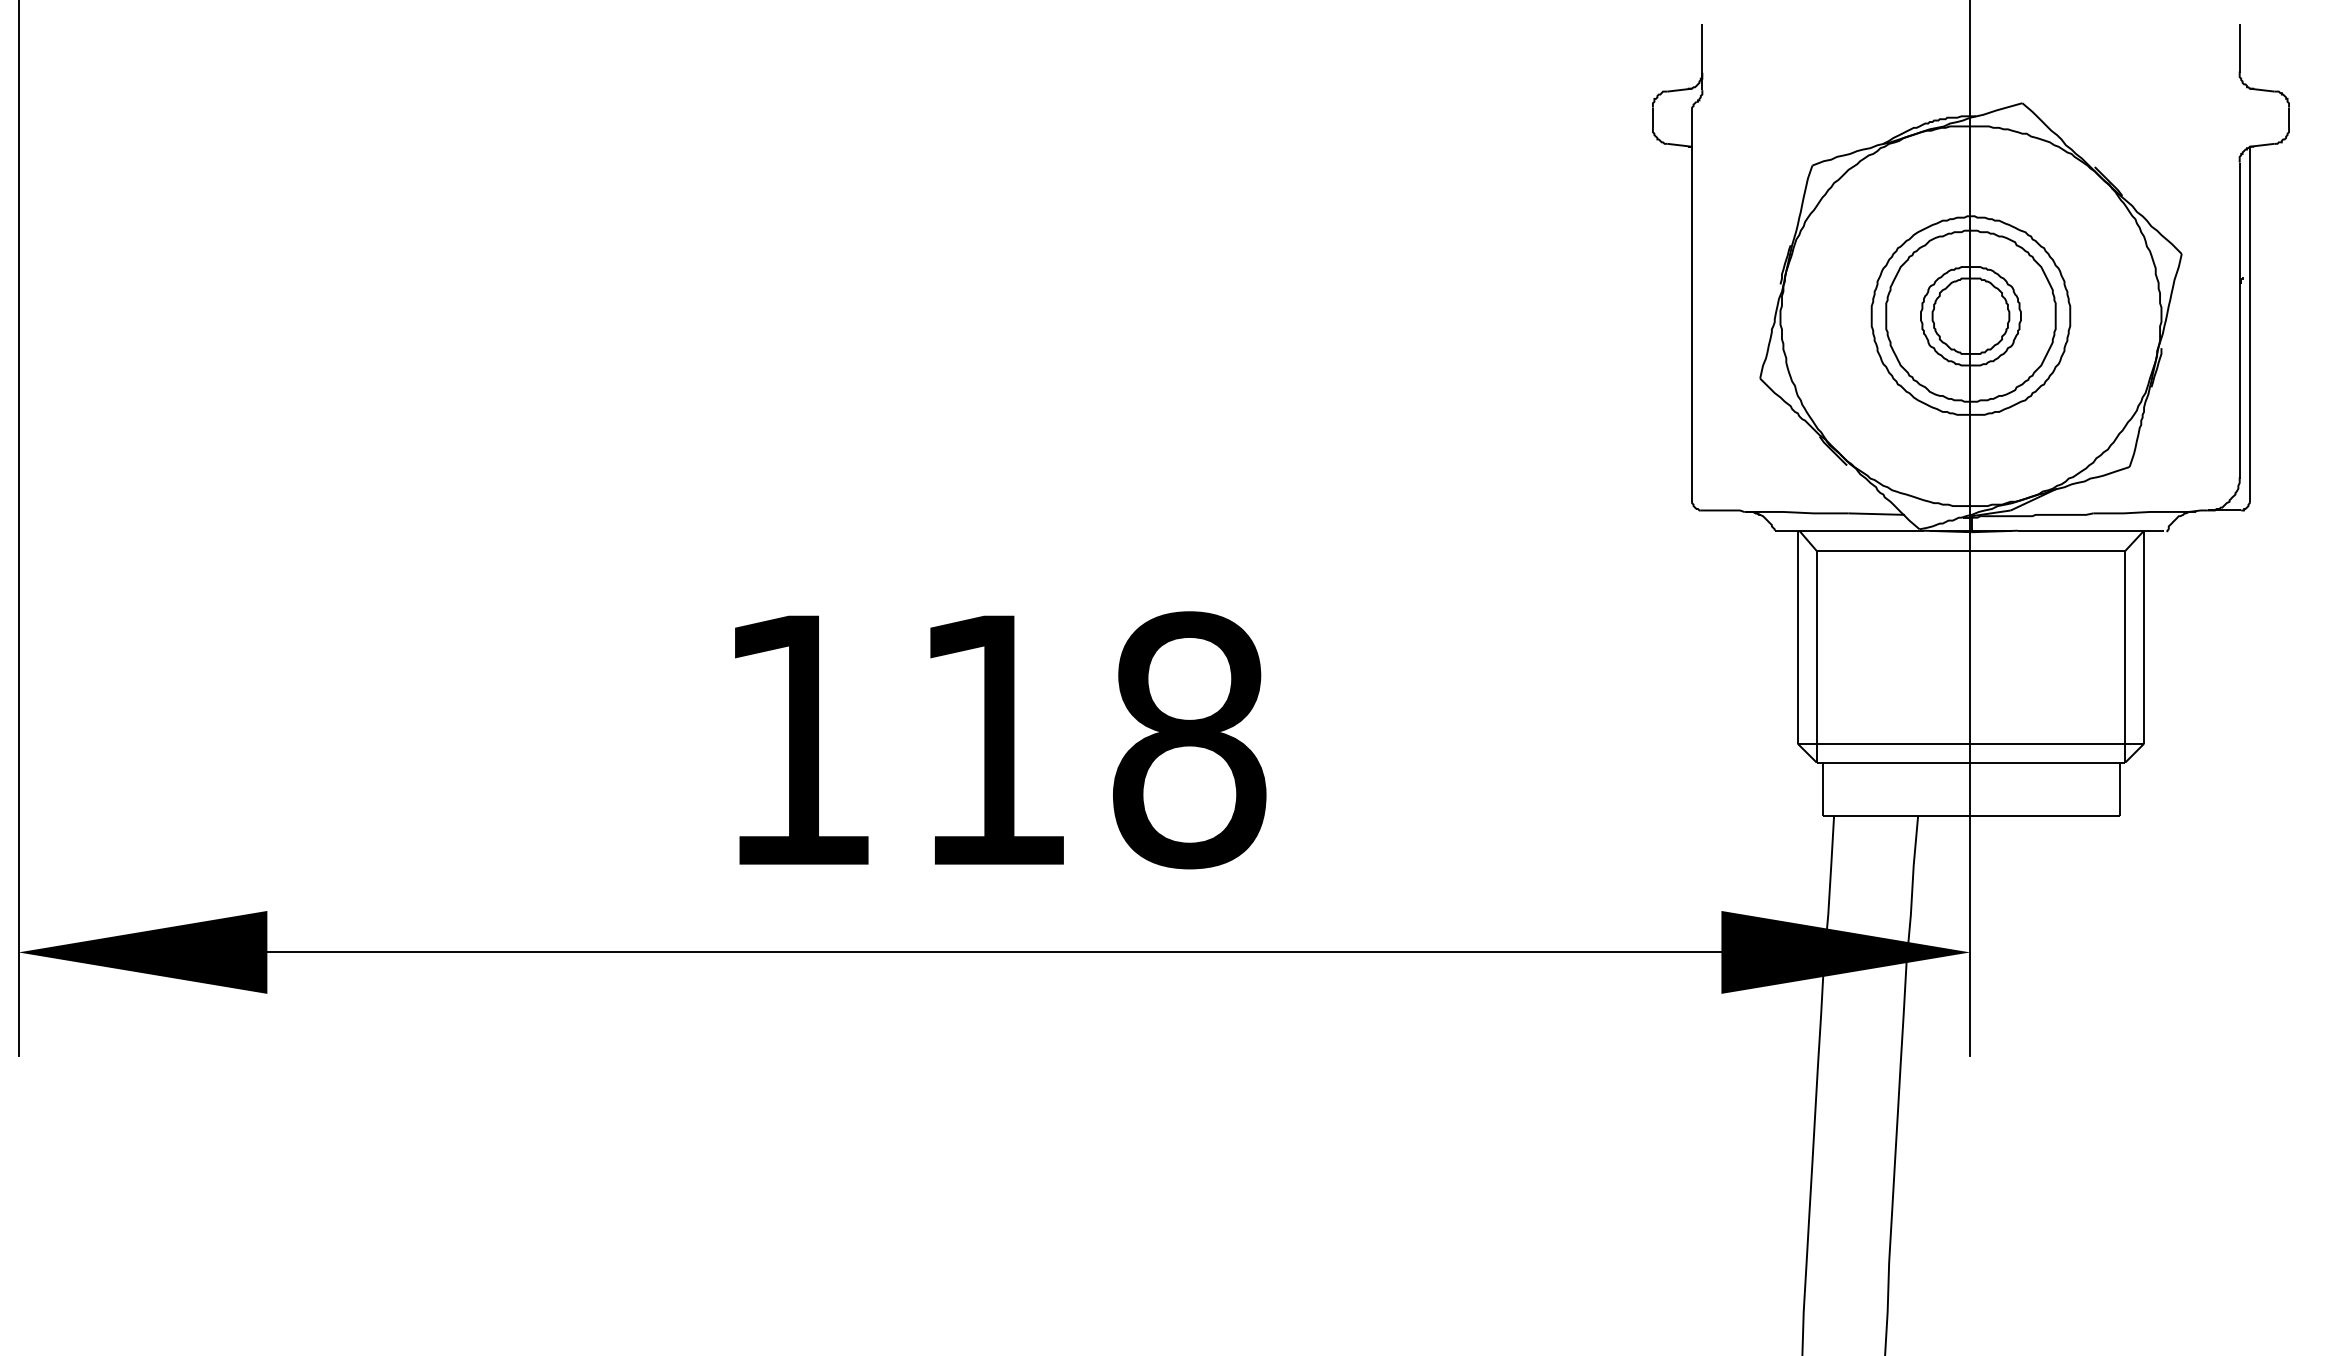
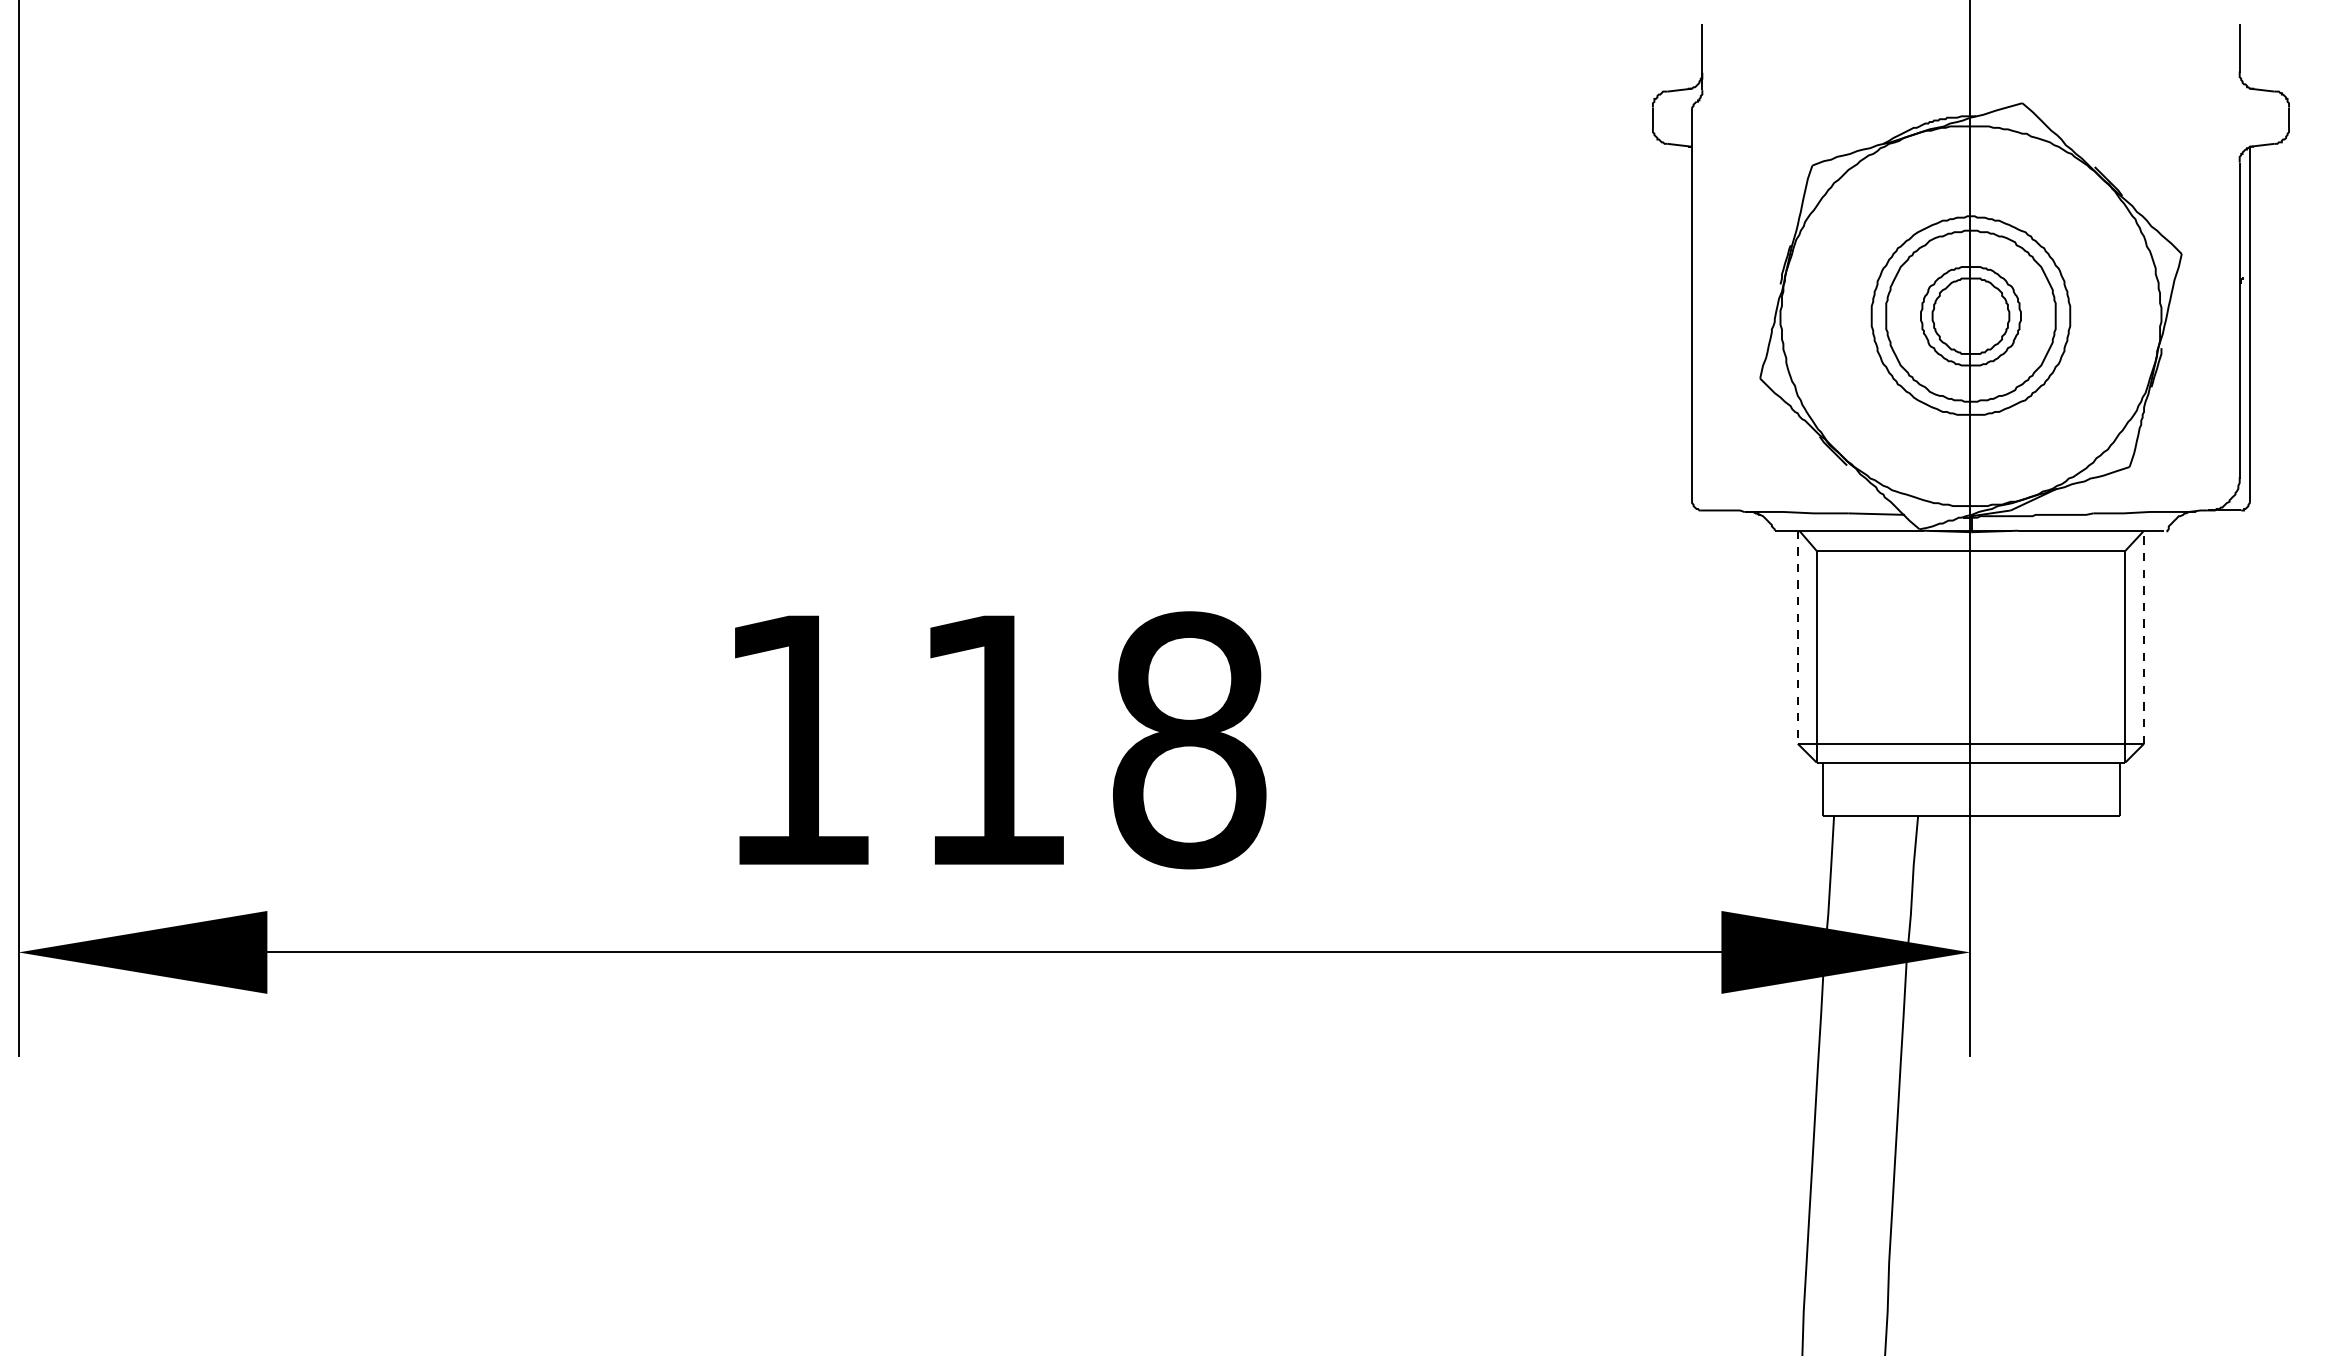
line: solid -> dashed (1797, 637)
line: solid -> dashed (2144, 637)
